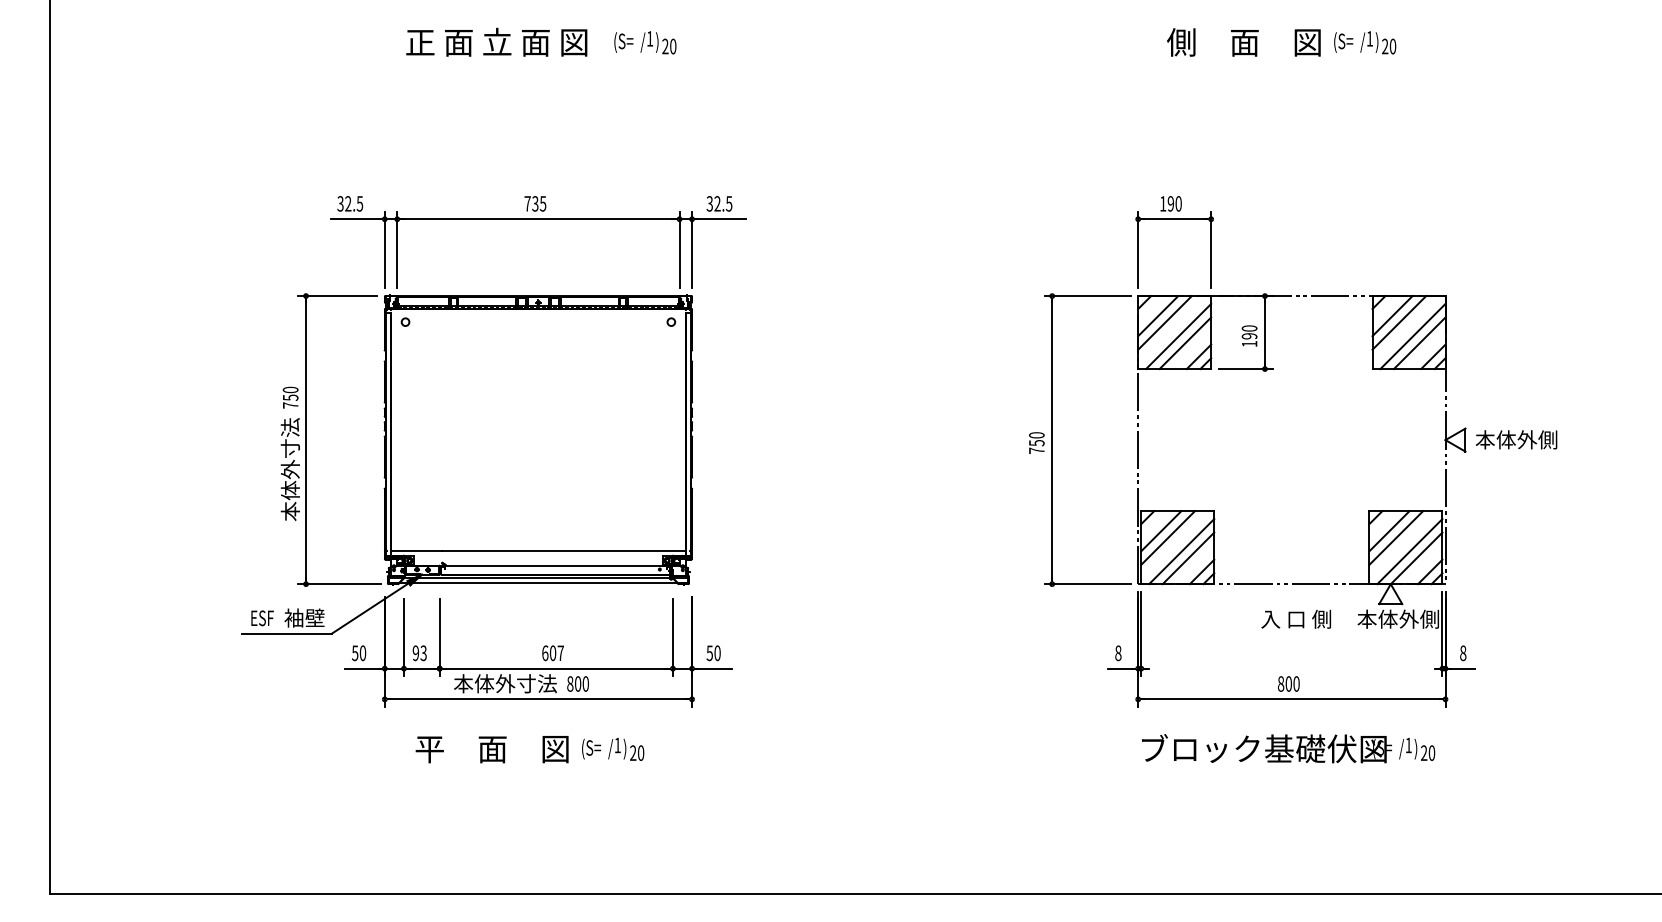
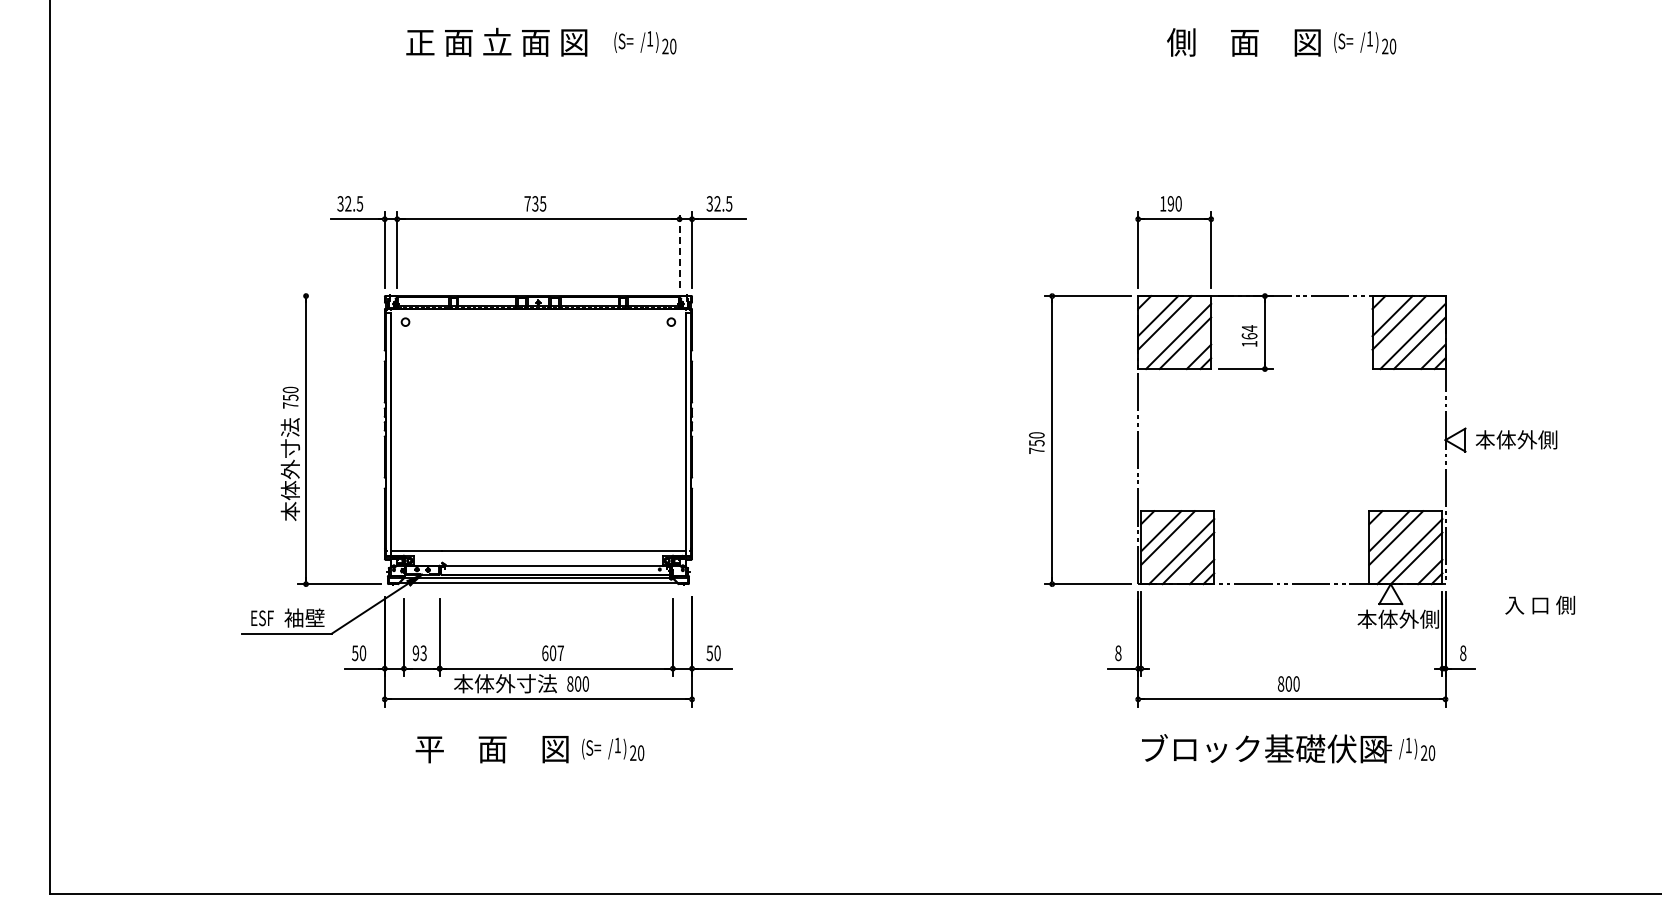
line: solid -> dashed (679, 249)
line: present -> none (337, 296)
text: 190 -> 164 (1249, 332)
text position: (1295, 618) -> (1539, 604) (1539, 604)
